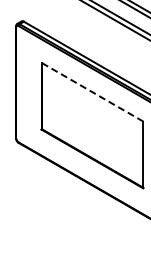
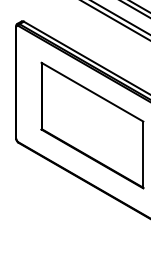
line: dashed -> solid (92, 92)
